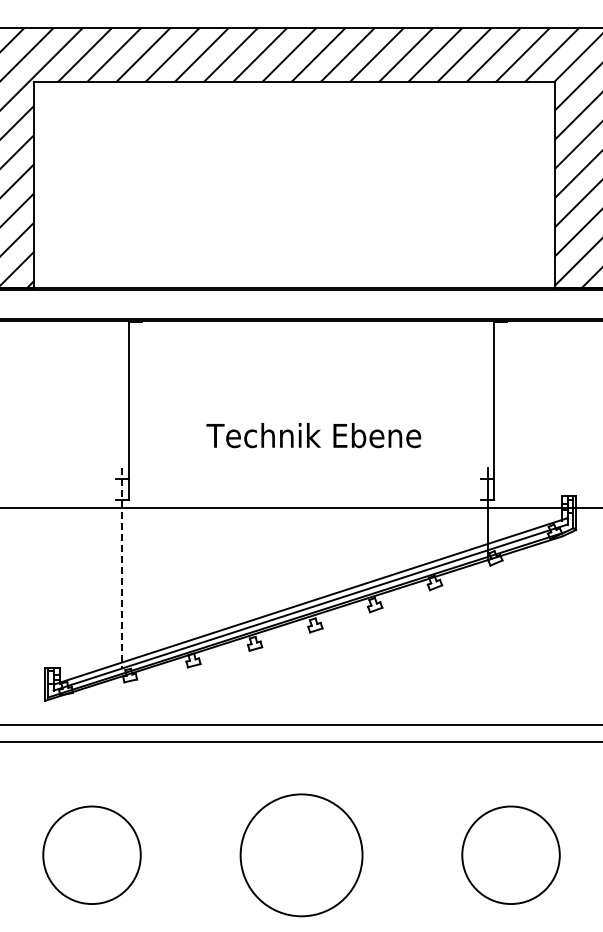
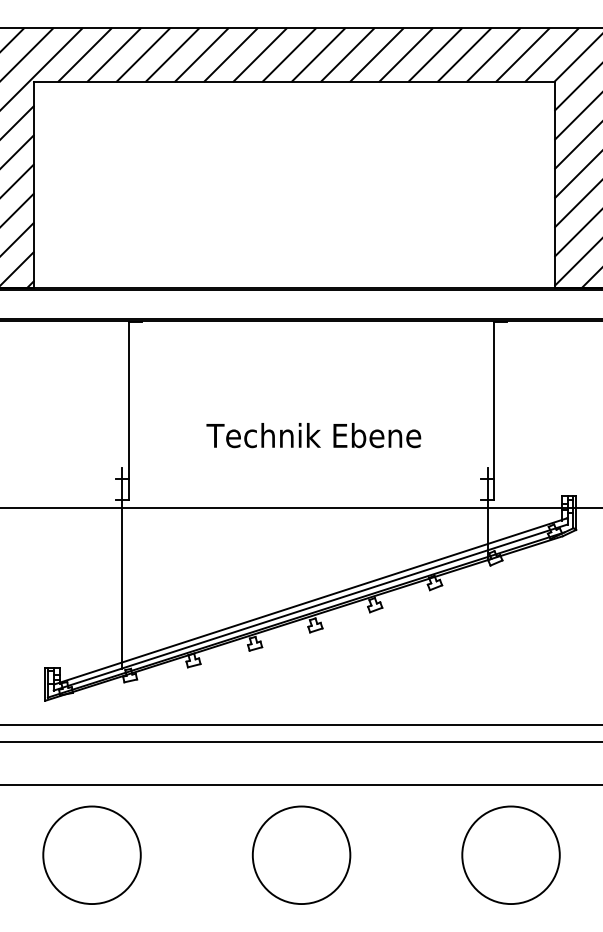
line: dashed -> solid (122, 568)
line: none -> present (300, 785)
circle size: 125x125 px -> 101x100 px (301, 854)
